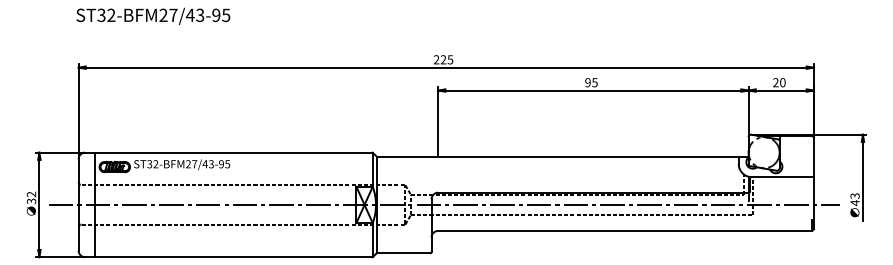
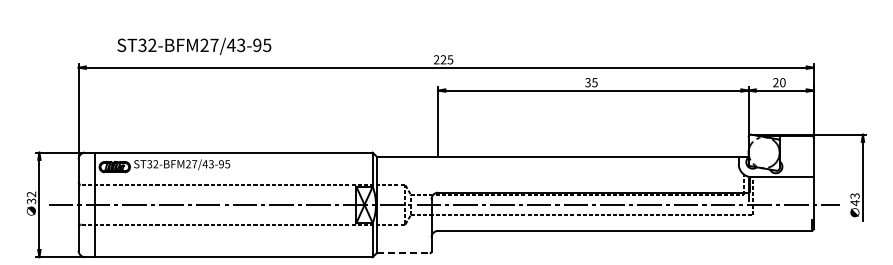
text position: (153, 15) -> (194, 45) (194, 45)
text: 95 -> 35 (587, 82)
line: solid -> dashed (403, 253)
